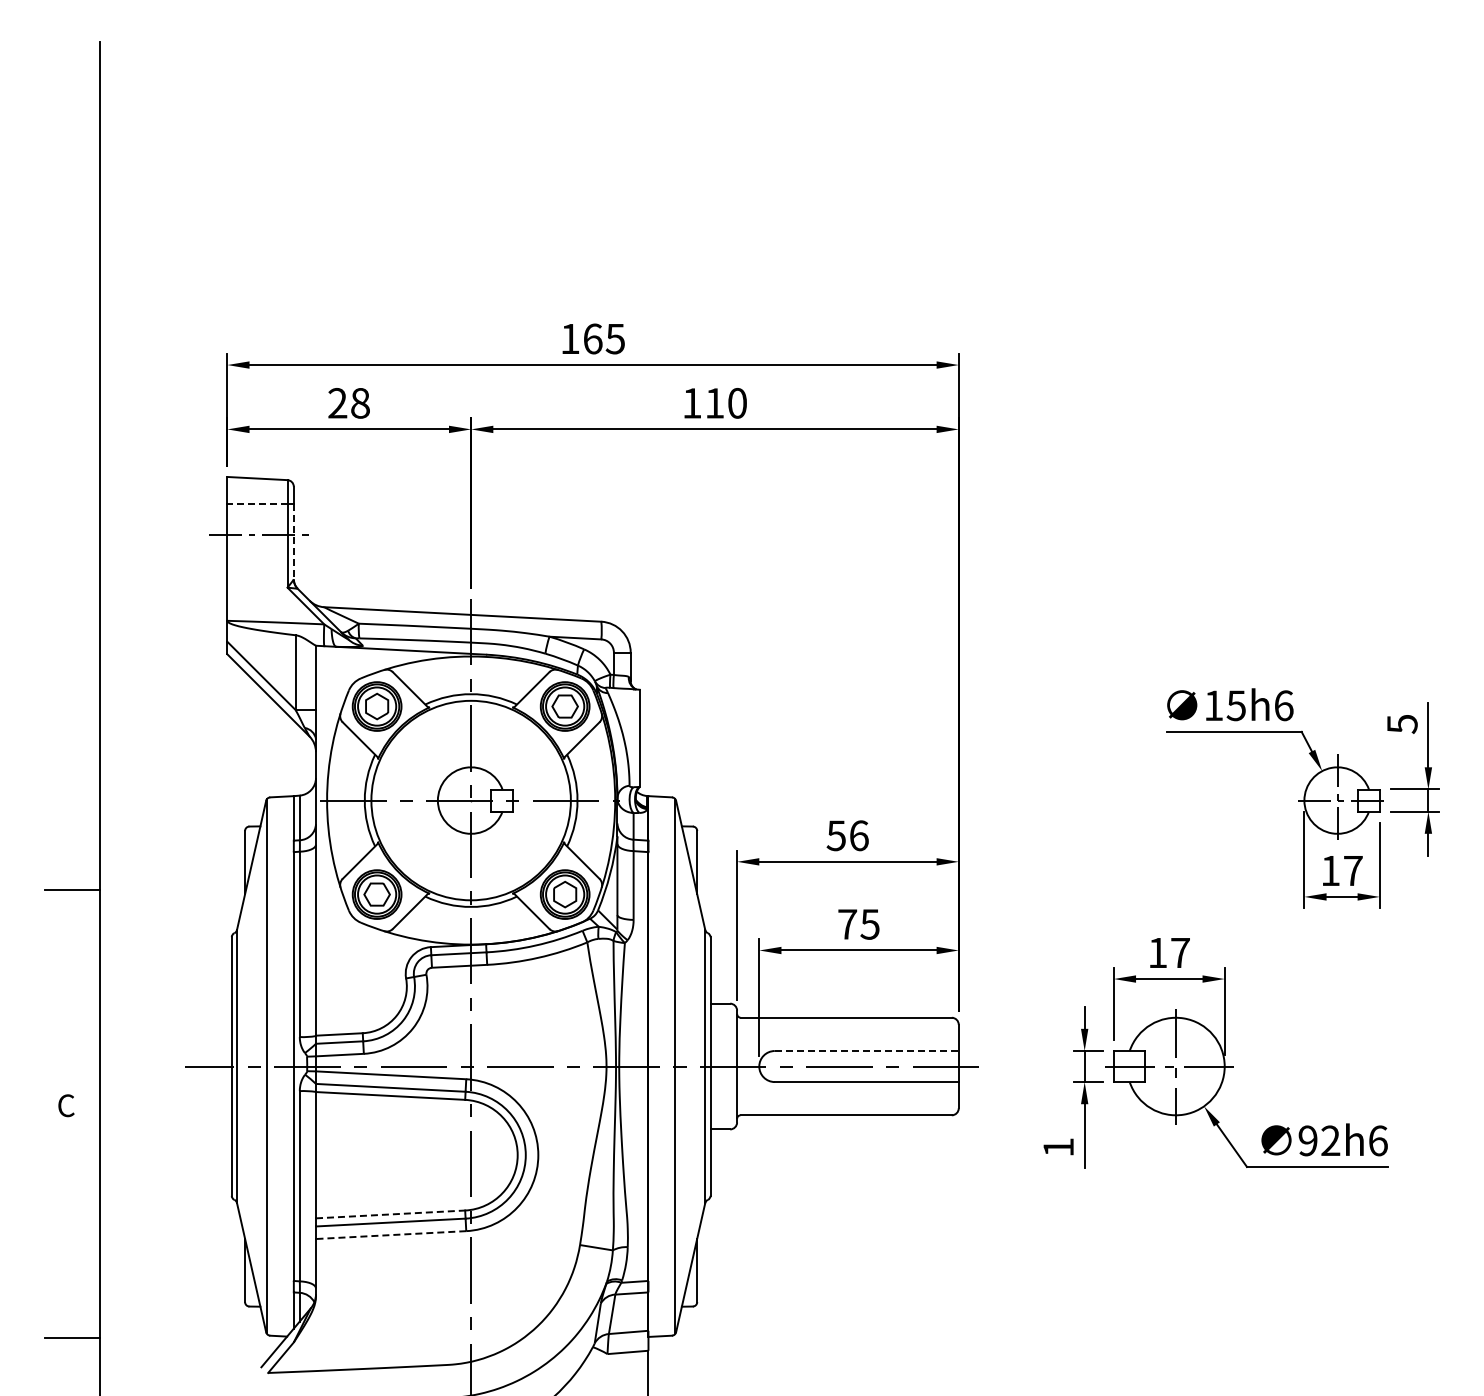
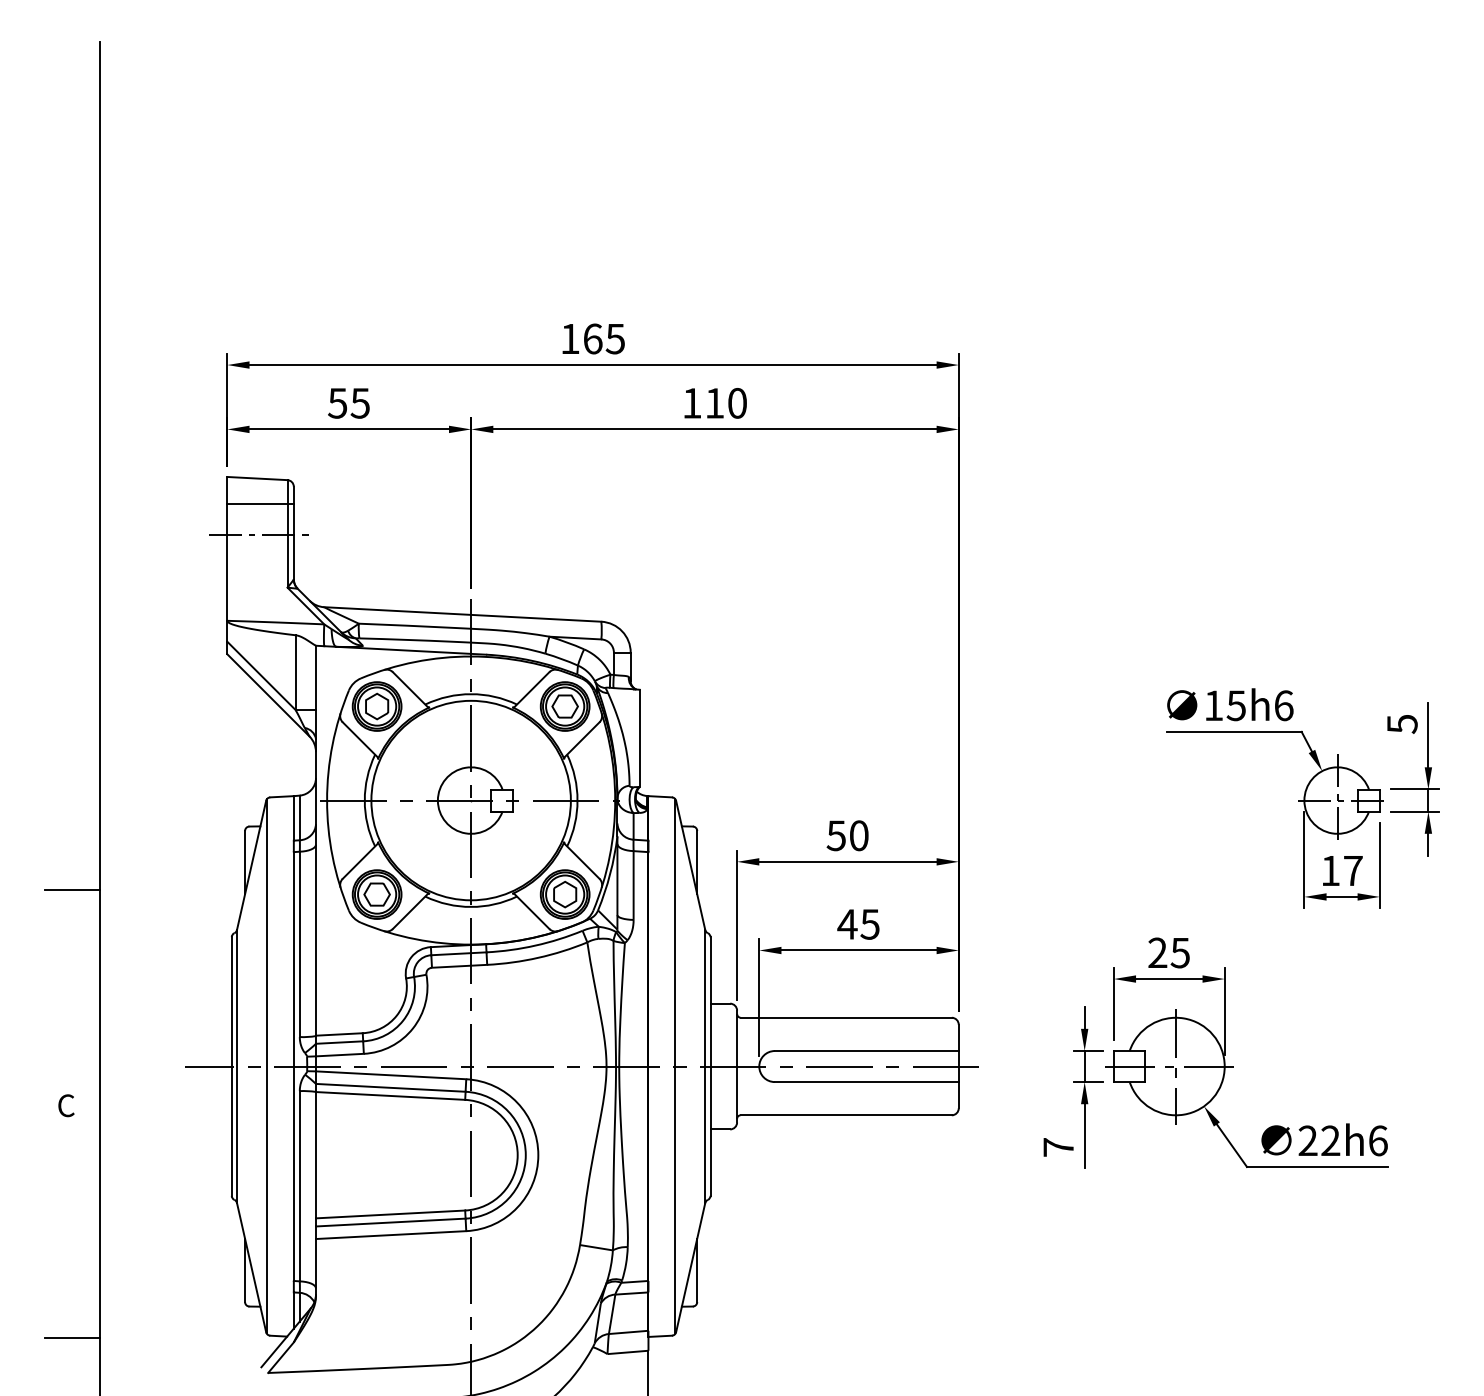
text: 28 -> 55 (348, 403)
line: dashed -> solid (256, 503)
line: dashed -> solid (293, 541)
text: 56 -> 50 (859, 835)
text: 75 -> 45 (847, 924)
text: 17 -> 25 (1168, 952)
line: dashed -> solid (866, 1051)
text: 92h6 -> 22h6 (1307, 1140)
text: 1 -> 7 (1058, 1147)
line: dashed -> solid (390, 1214)
line: dashed -> solid (390, 1235)
